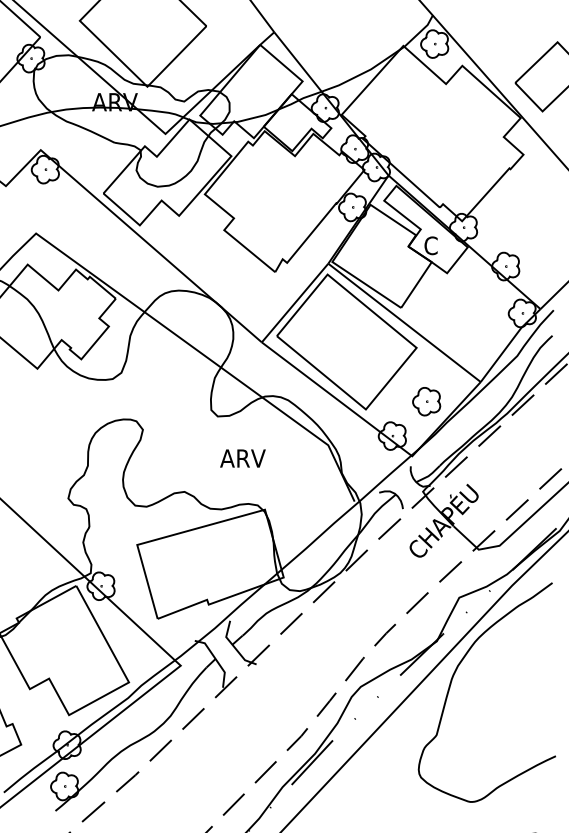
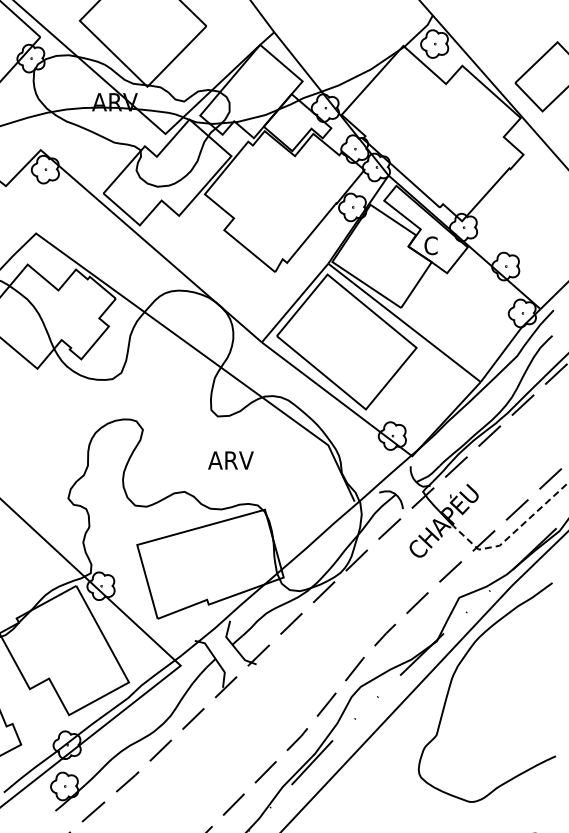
part: present -> none (426, 401)
text position: (242, 458) -> (230, 460) (230, 460)
line: solid -> dashed (512, 534)
